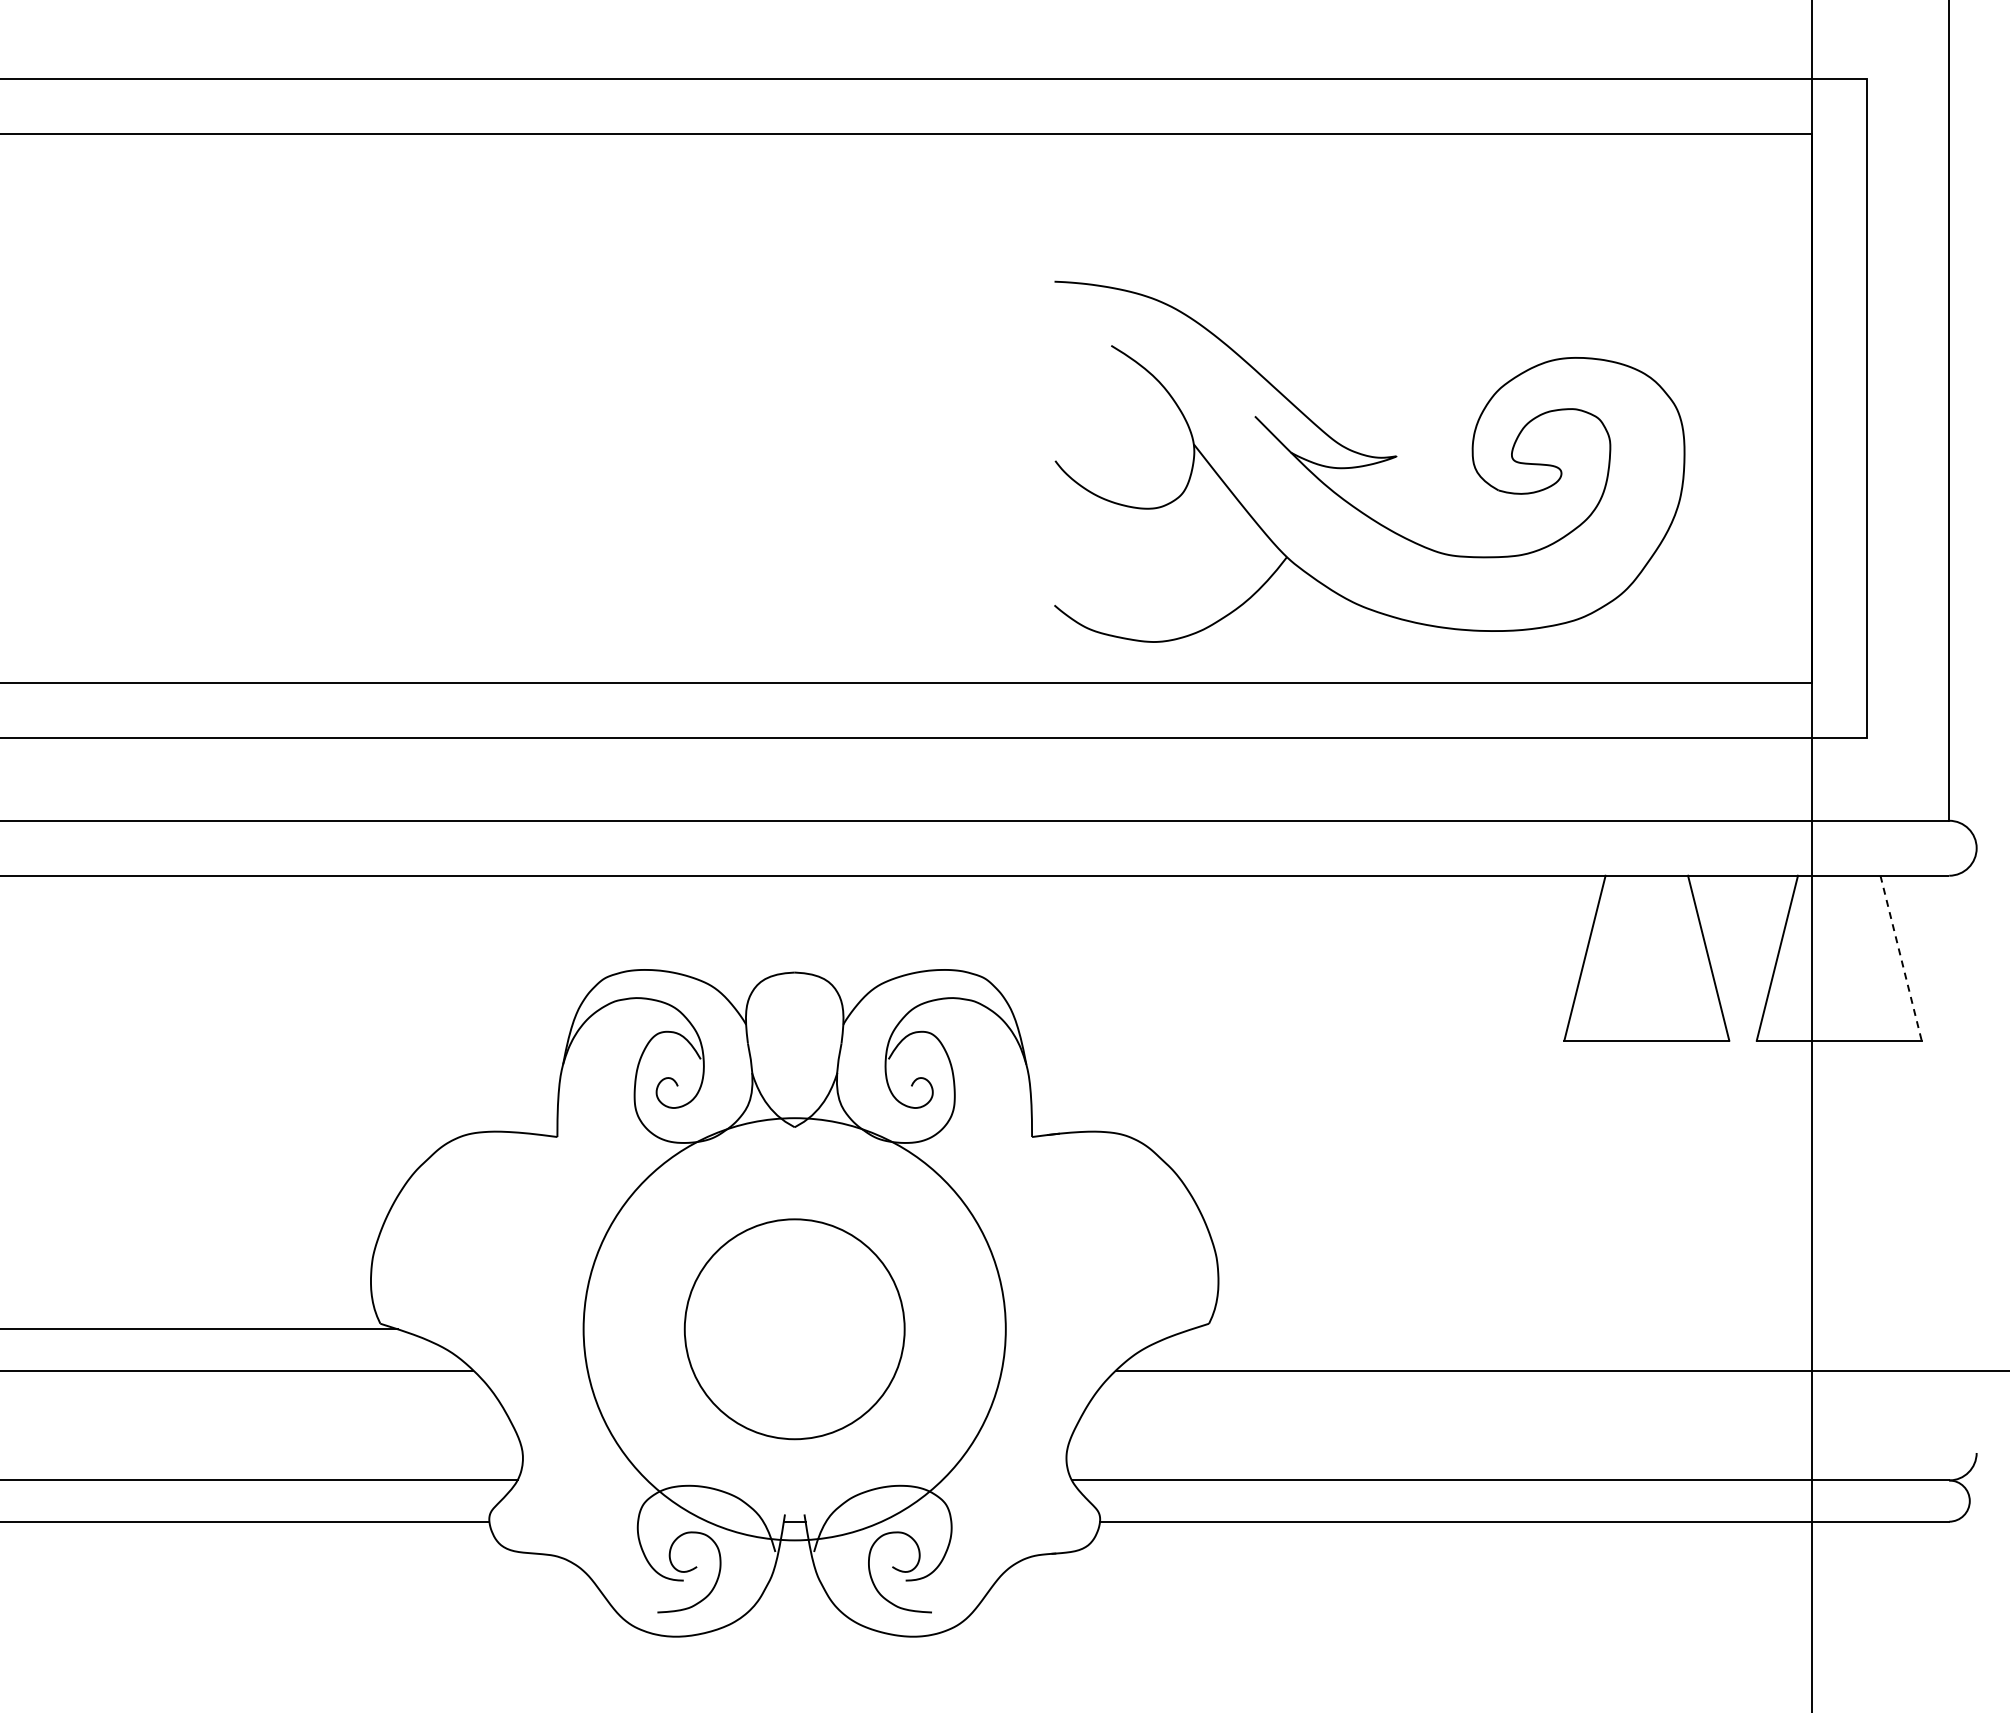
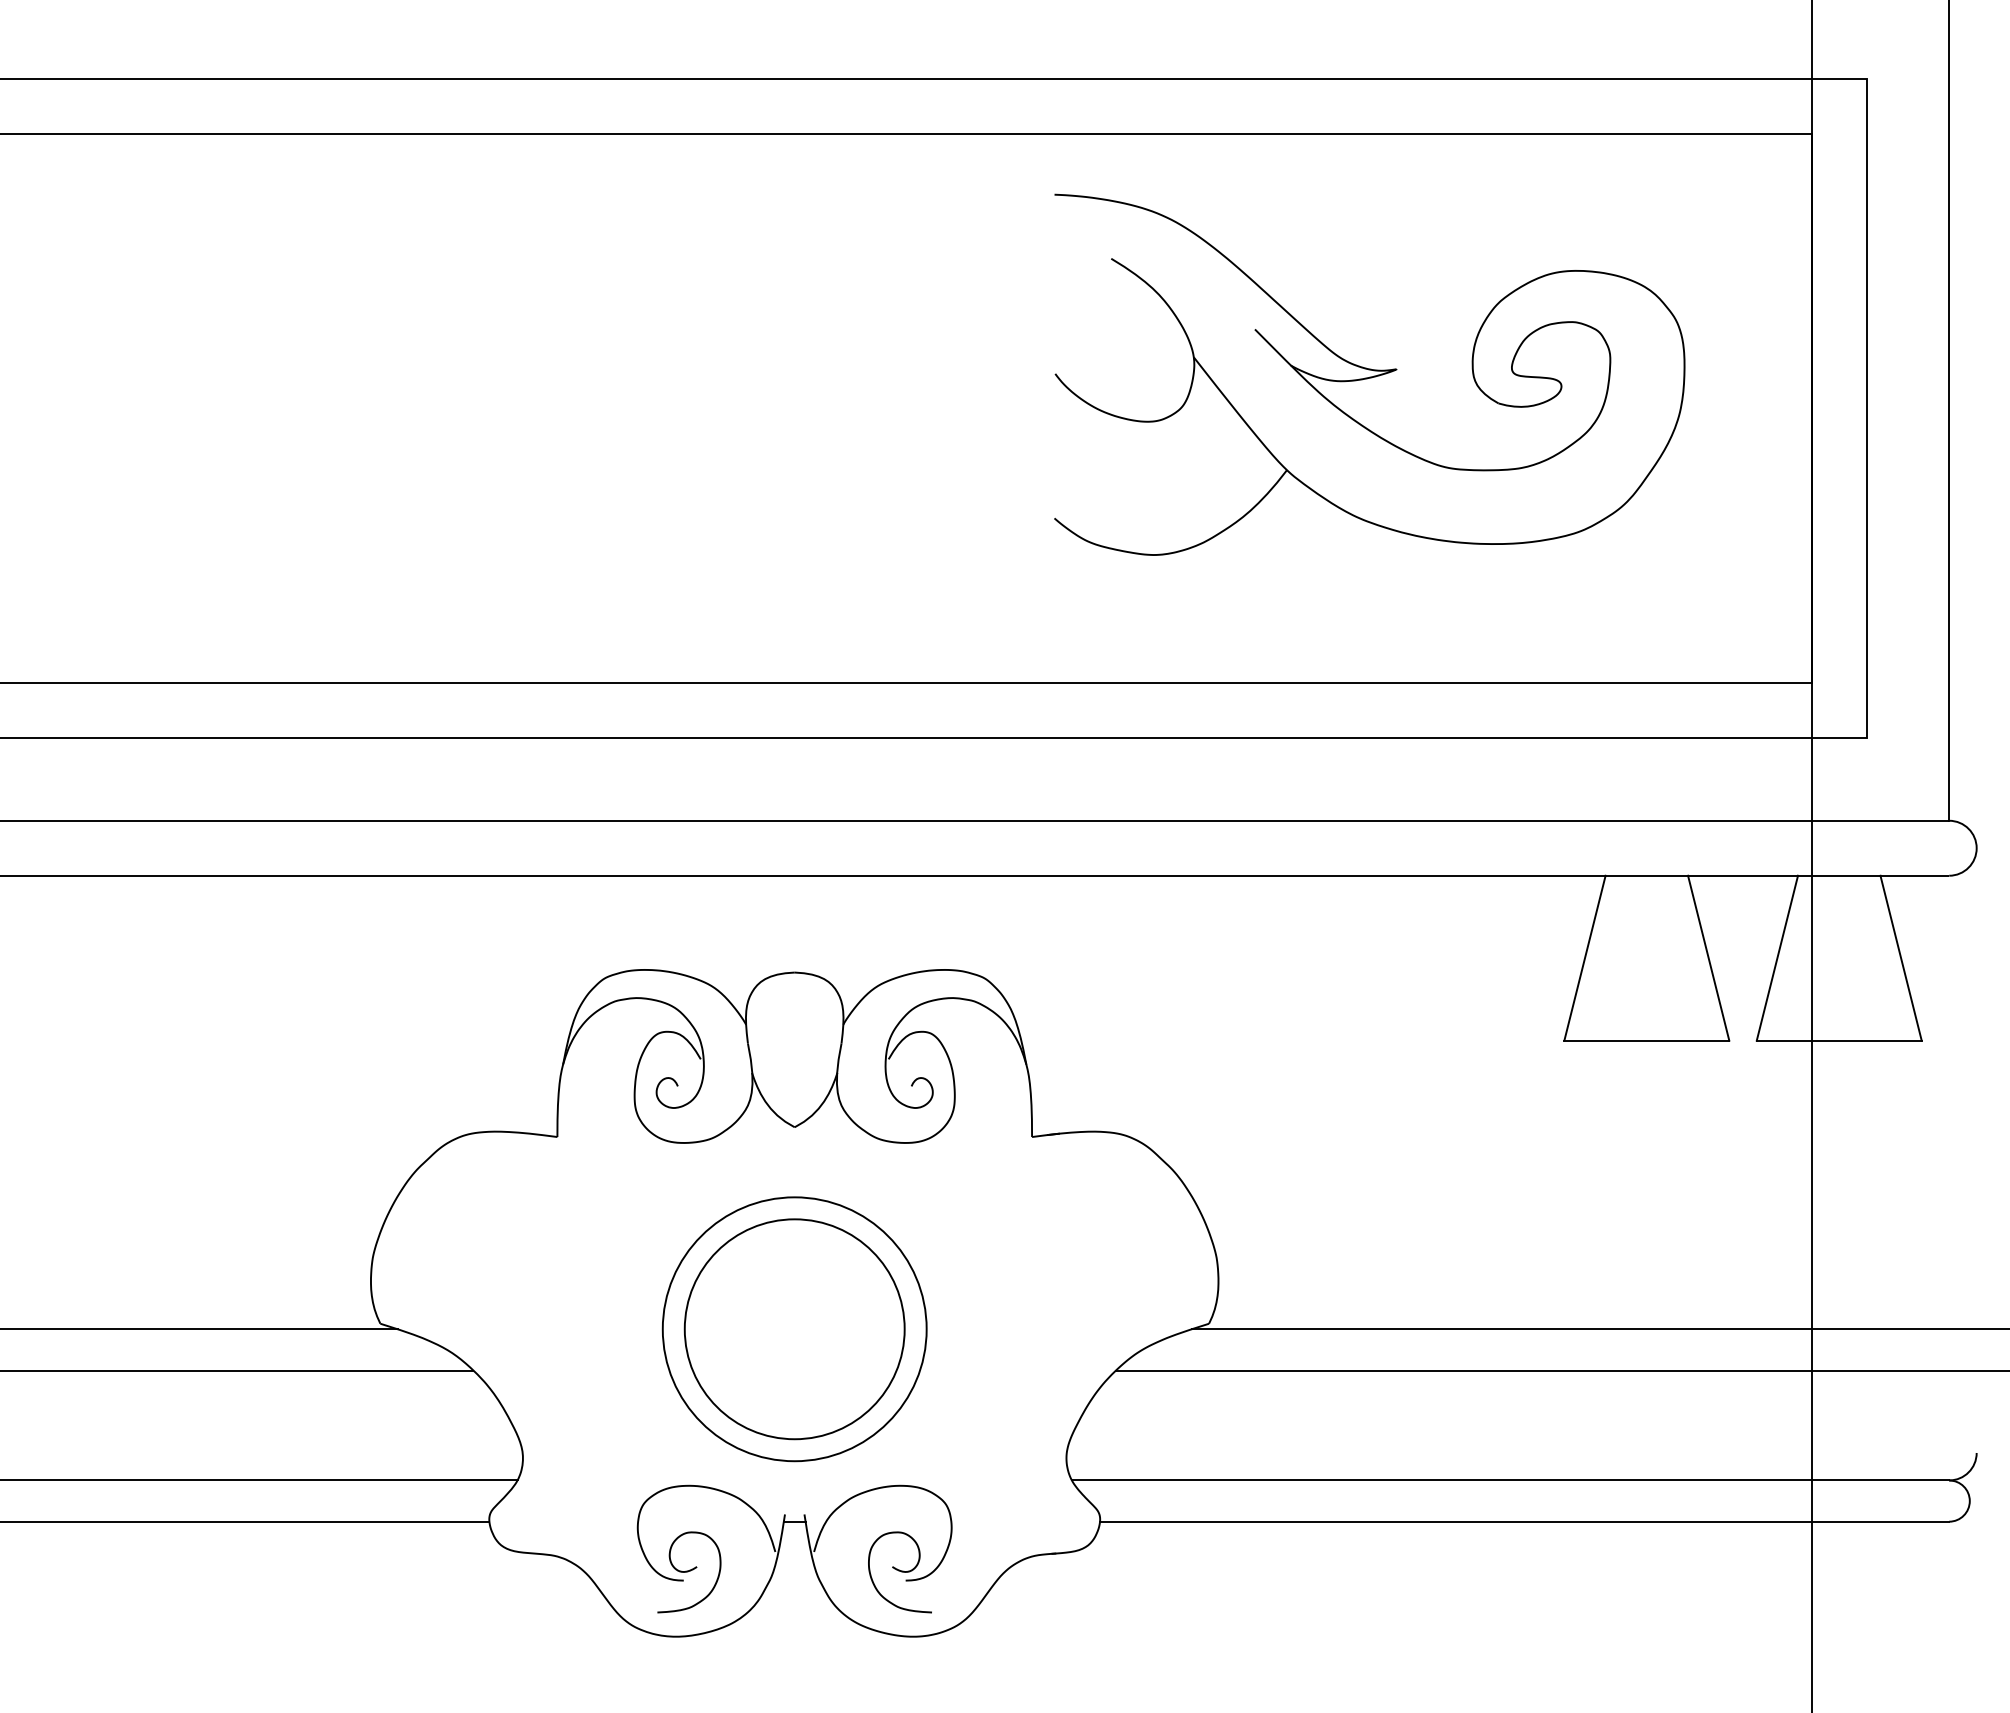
part position: (1369, 461) -> (1369, 374) (1369, 374)
line: dashed -> solid (1901, 958)
circle diameter: 422 px -> 264 px (794, 1329)
line: none -> present (1598, 1329)
